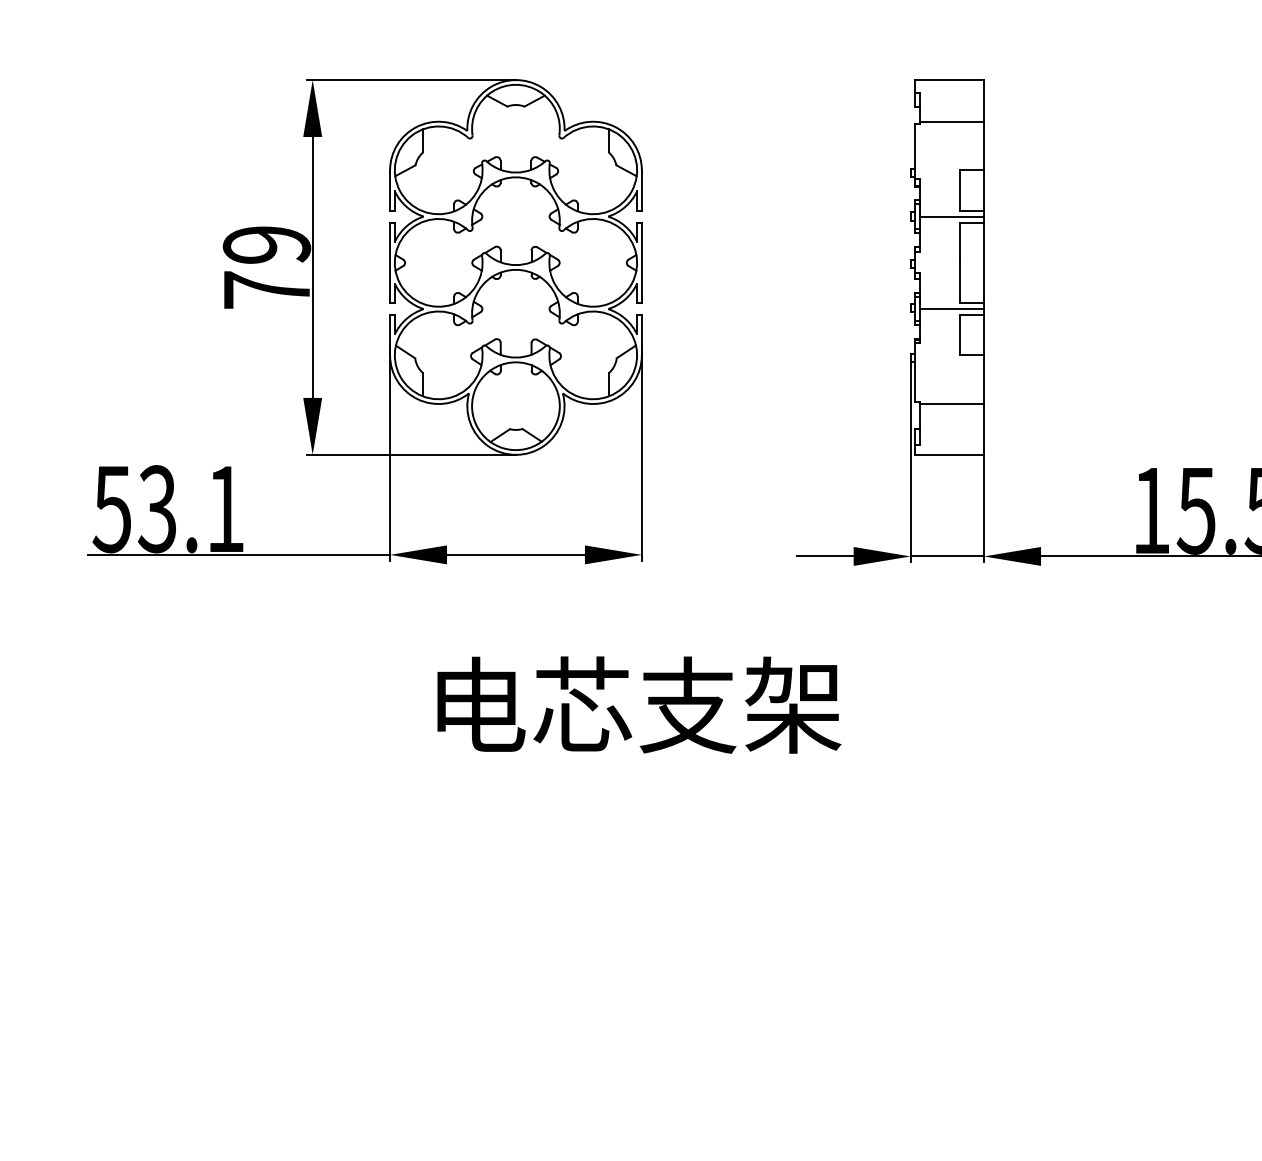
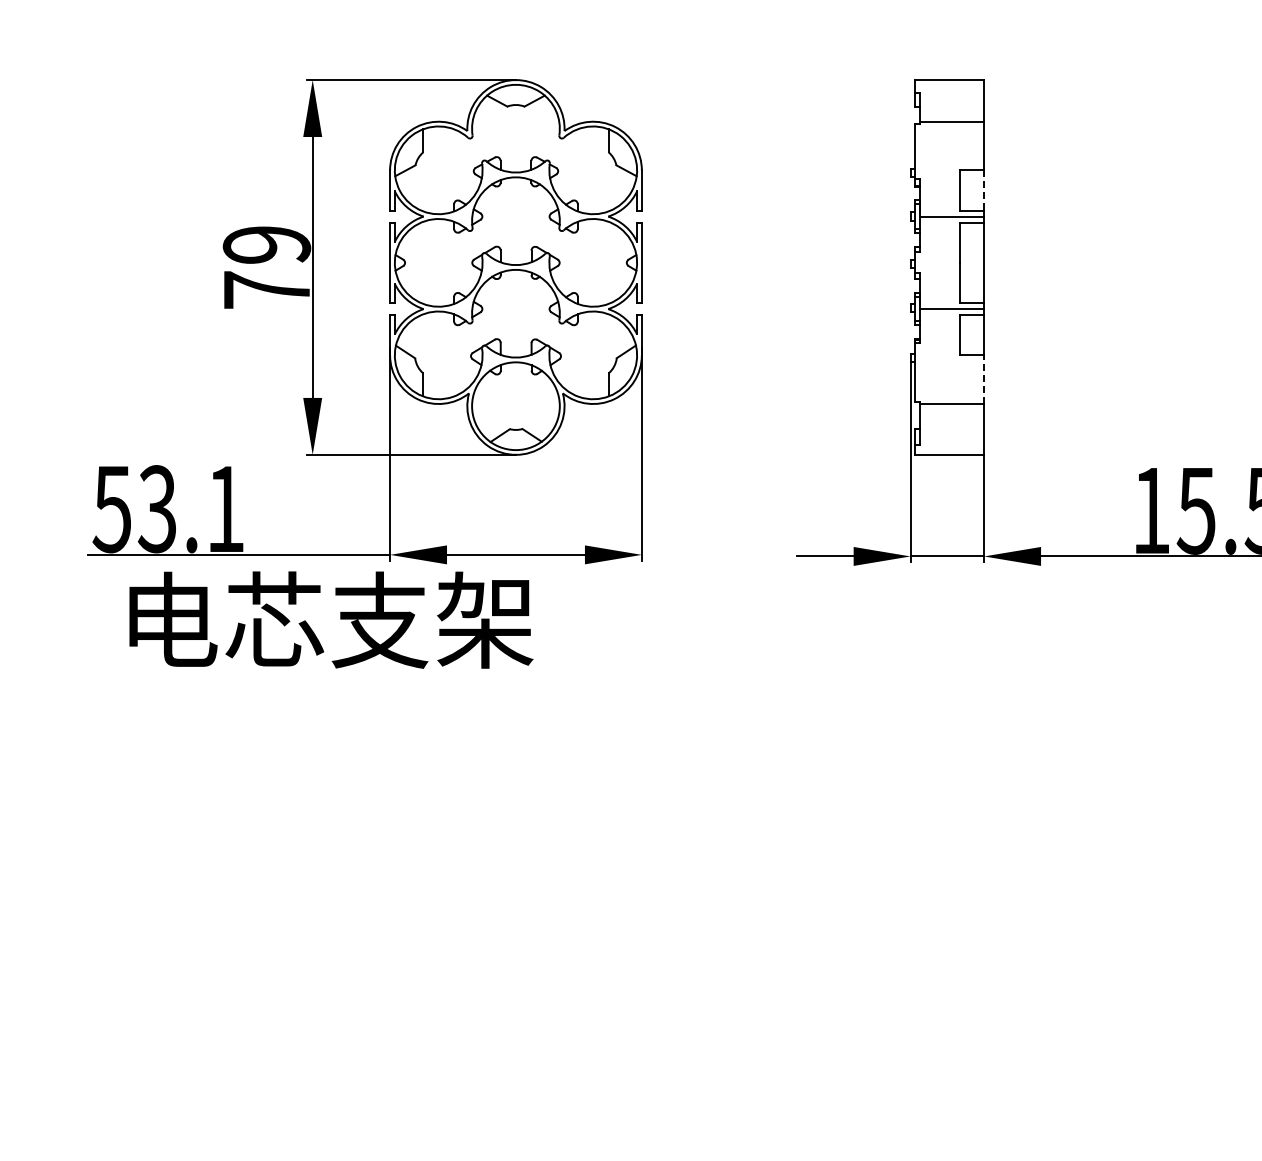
line: solid -> dashed (984, 191)
line: solid -> dashed (984, 379)
text position: (639, 704) -> (331, 619) (331, 619)
